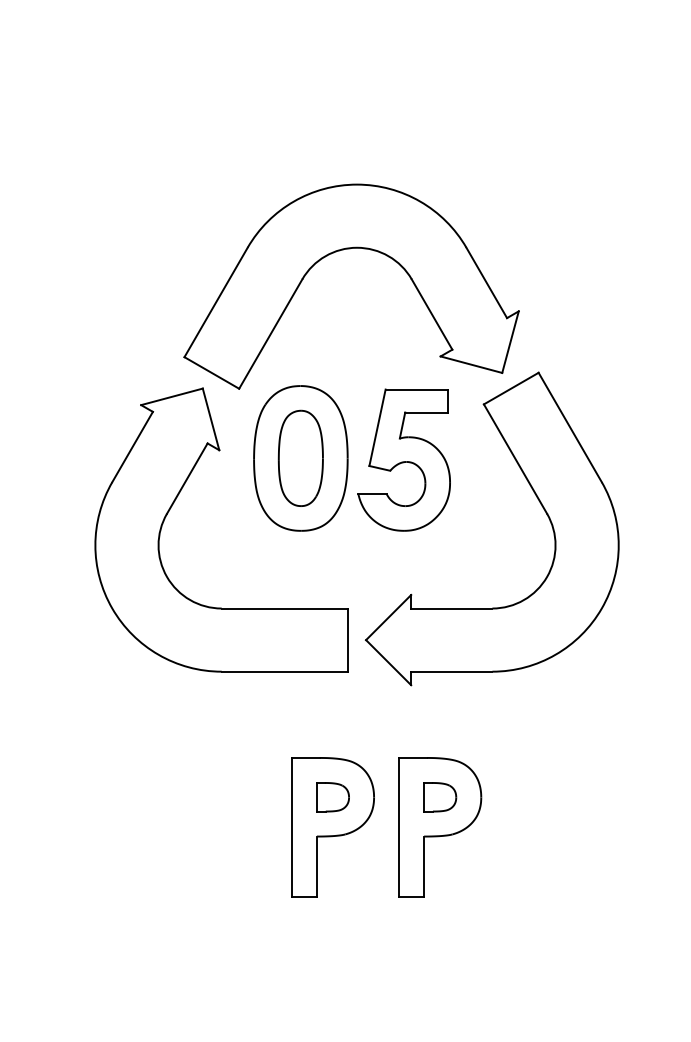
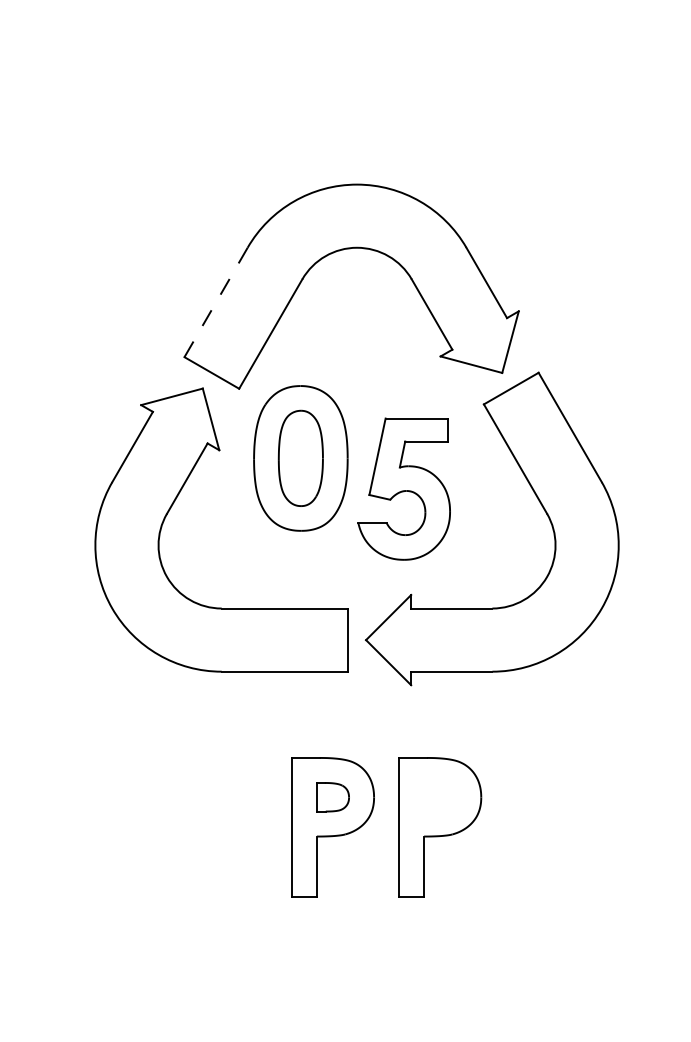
line: solid -> dashed (216, 302)
part position: (403, 459) -> (403, 488) (403, 488)
part: present -> none (440, 797)
